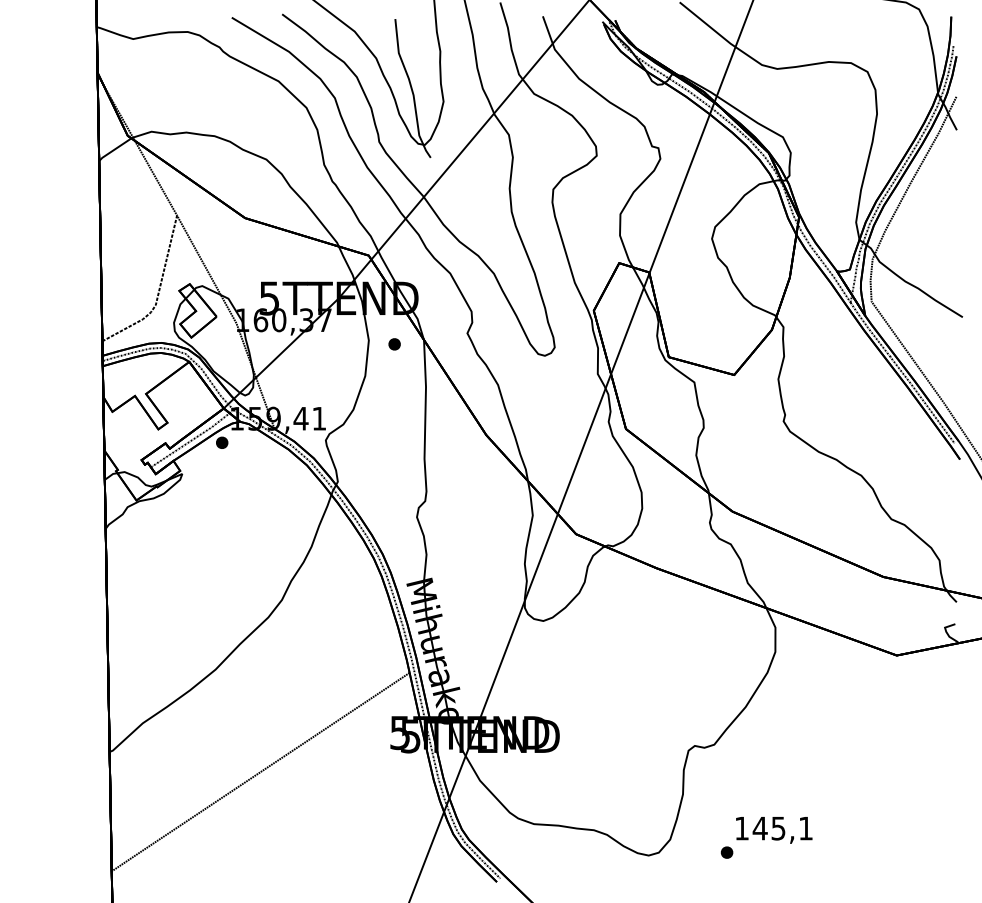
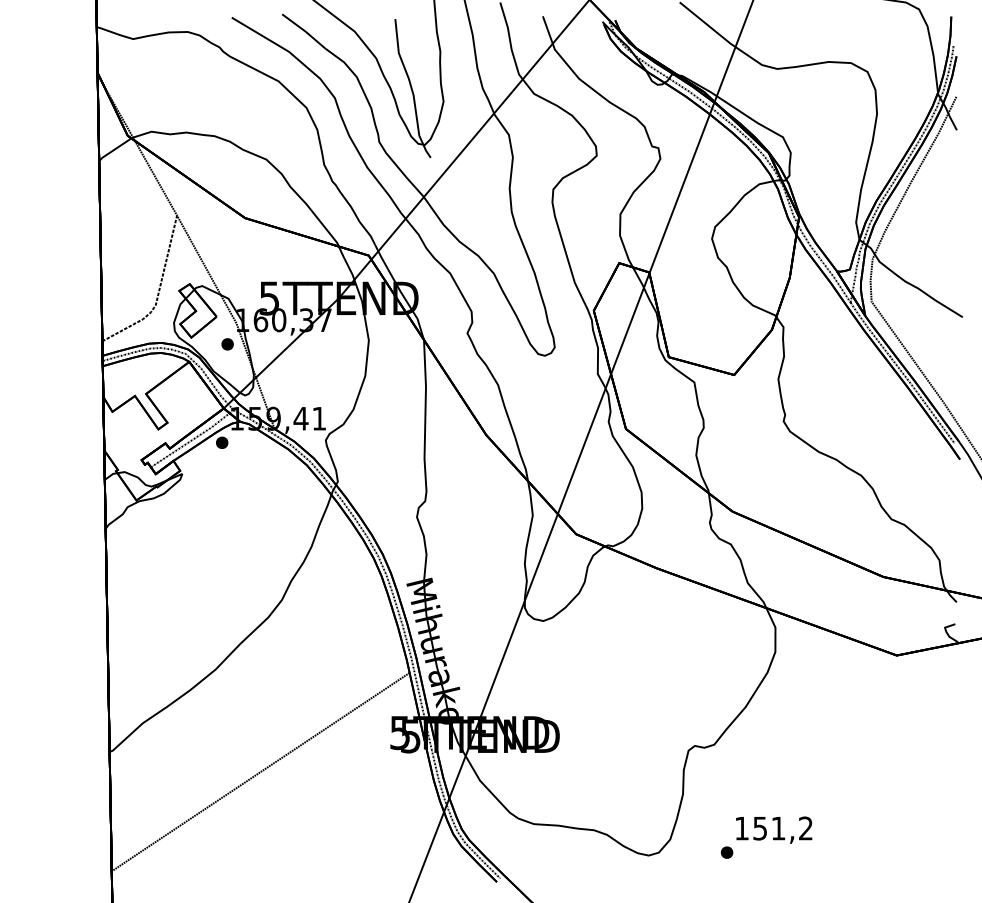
part position: (394, 344) -> (227, 344) (227, 344)
text: 145,1 -> 151,2 (782, 828)
